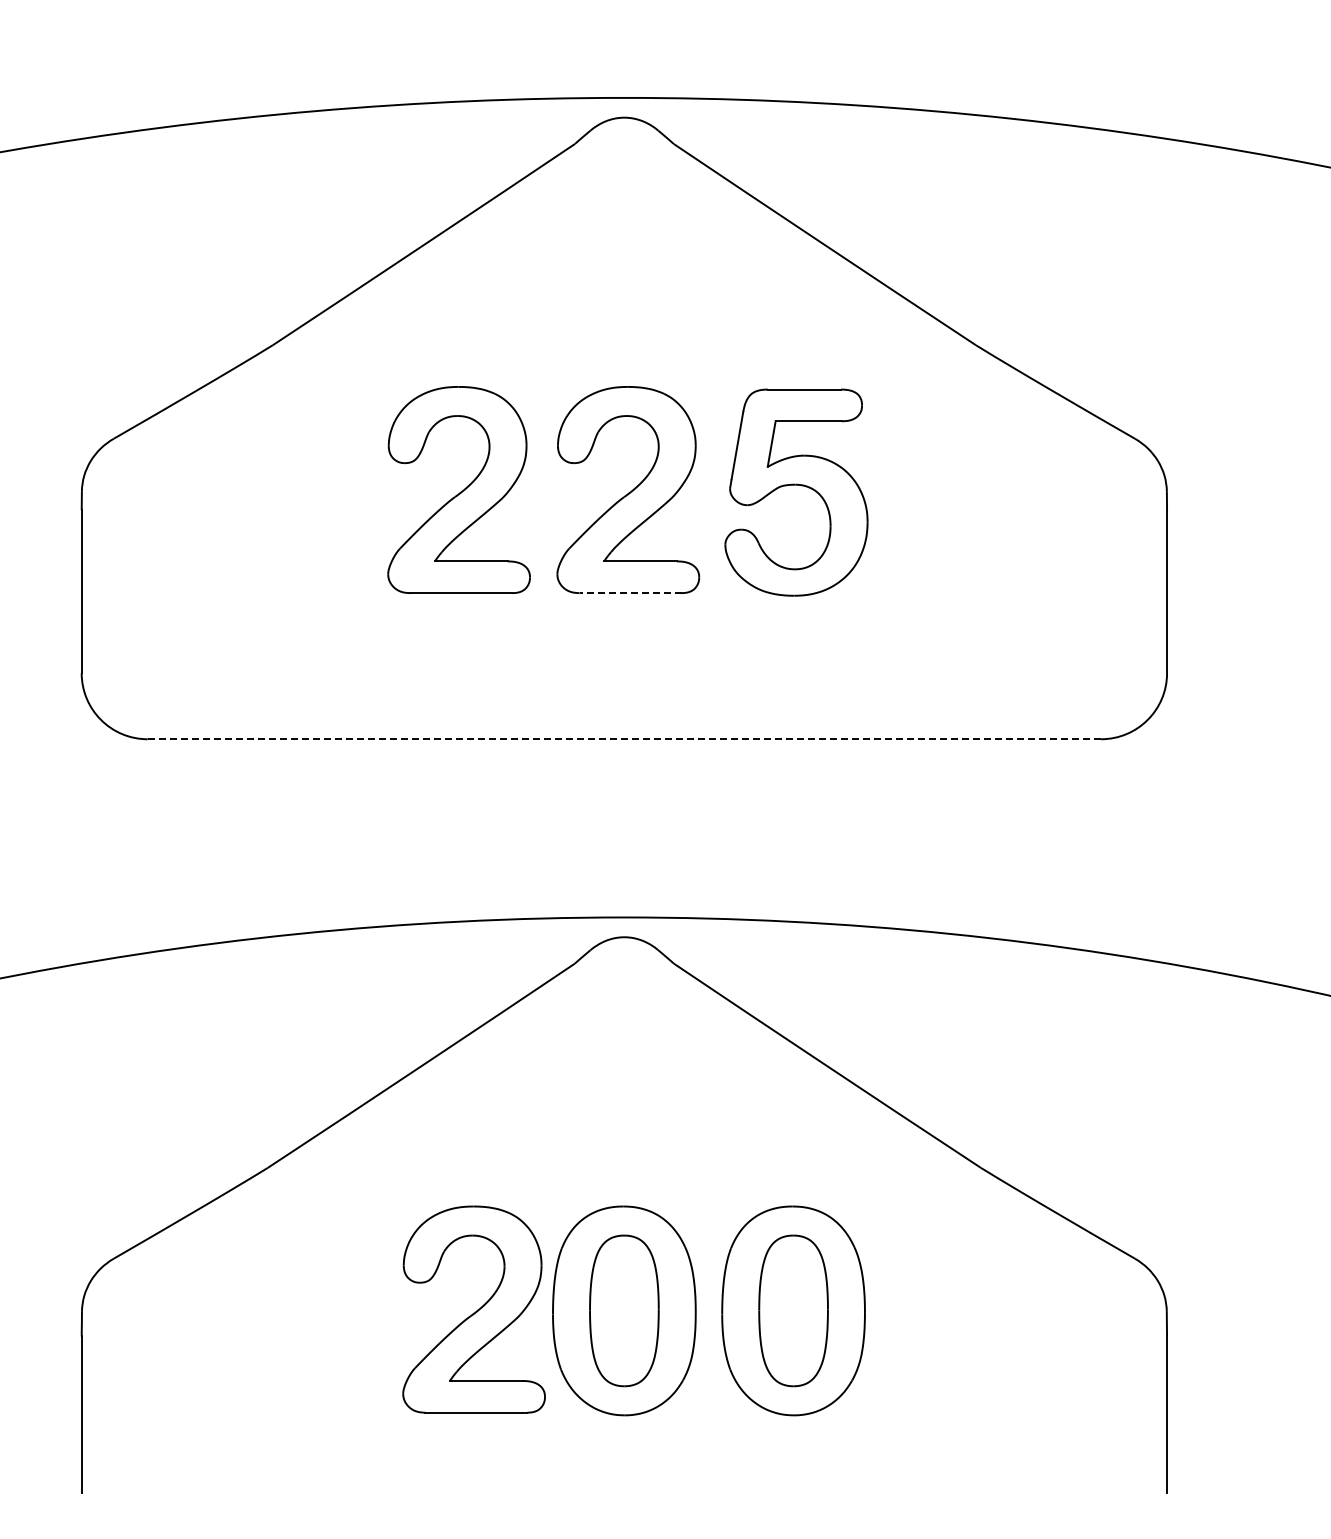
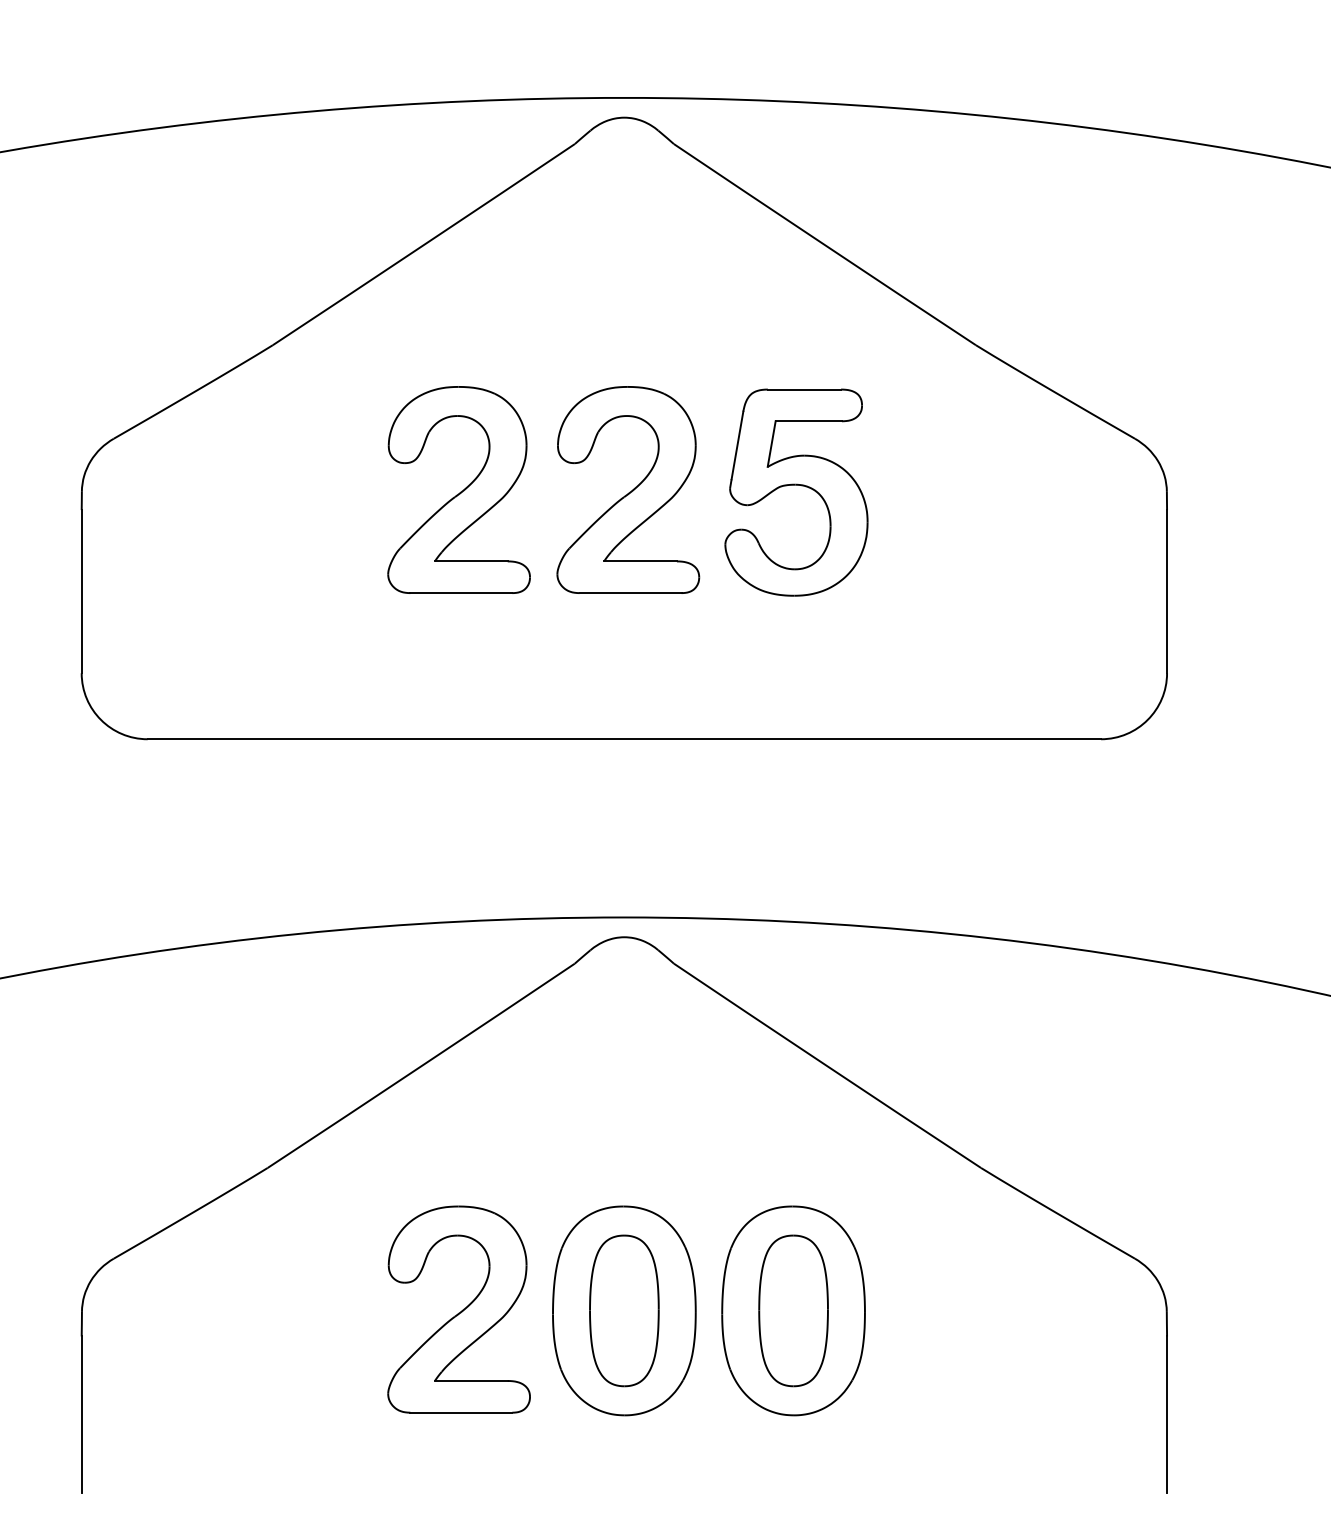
line: dashed -> solid (630, 593)
line: dashed -> solid (624, 739)
part position: (473, 1309) -> (458, 1309) (458, 1309)
